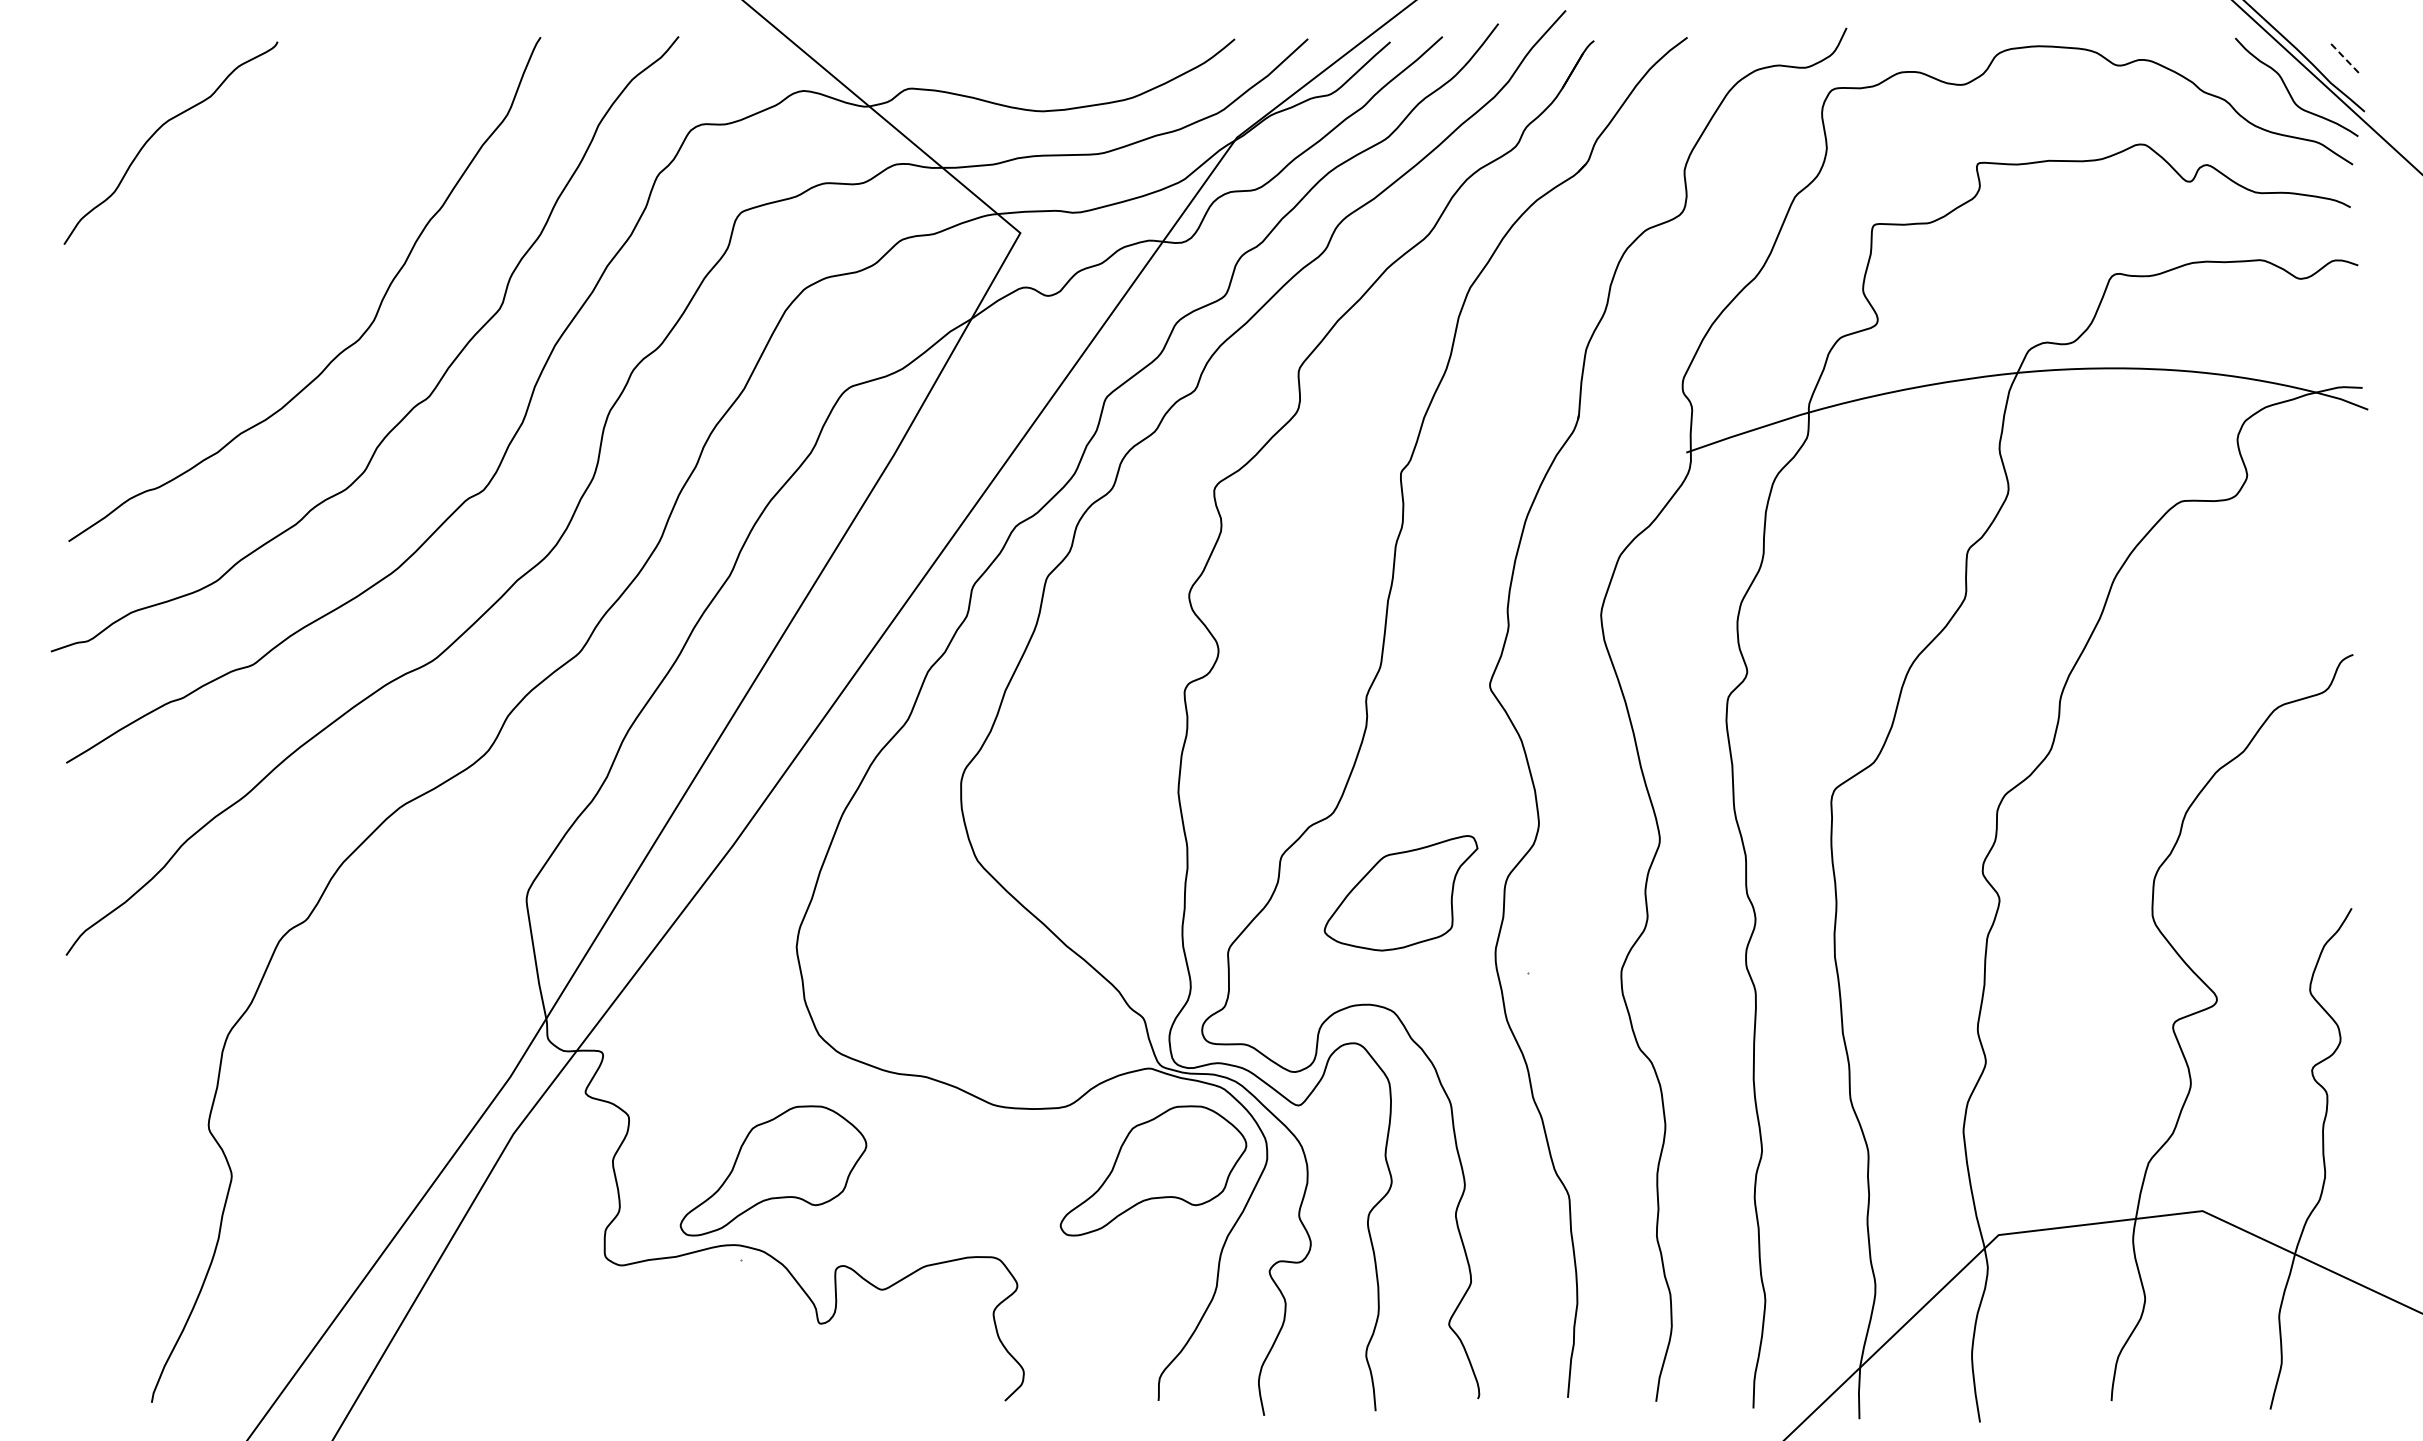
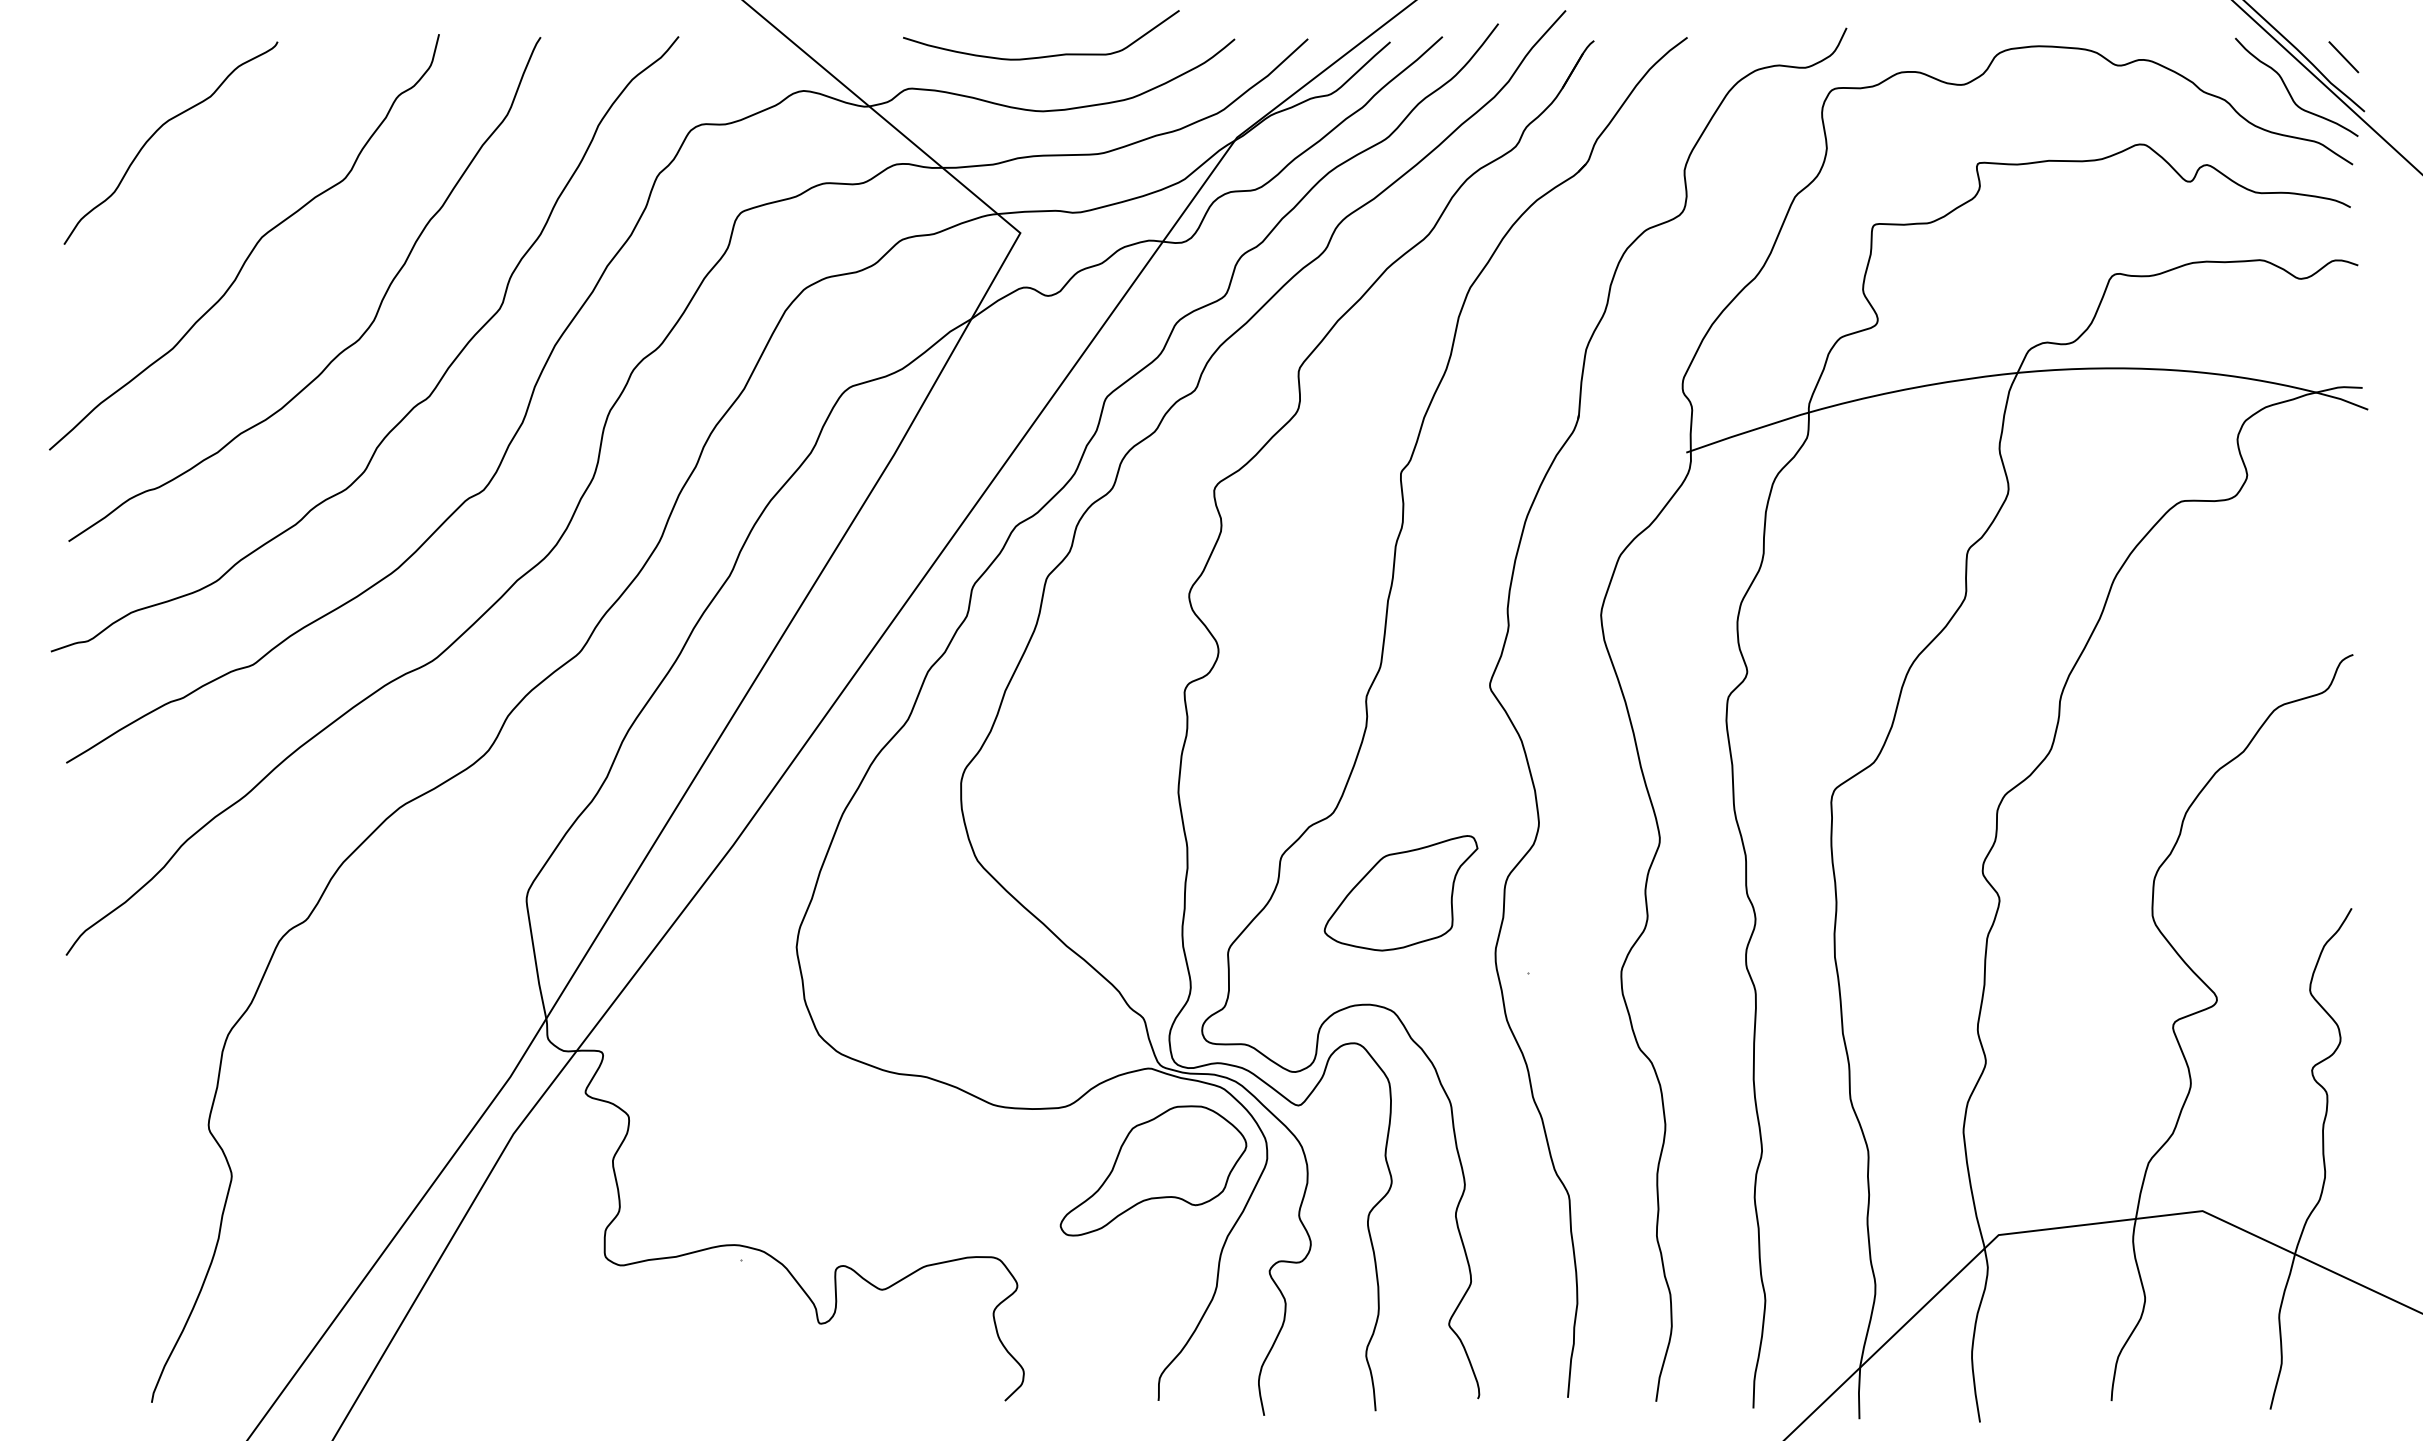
curve: none -> present (1046, 55)
line: dashed -> solid (2343, 57)
curve: none -> present (252, 248)
part: present -> none (773, 1170)
